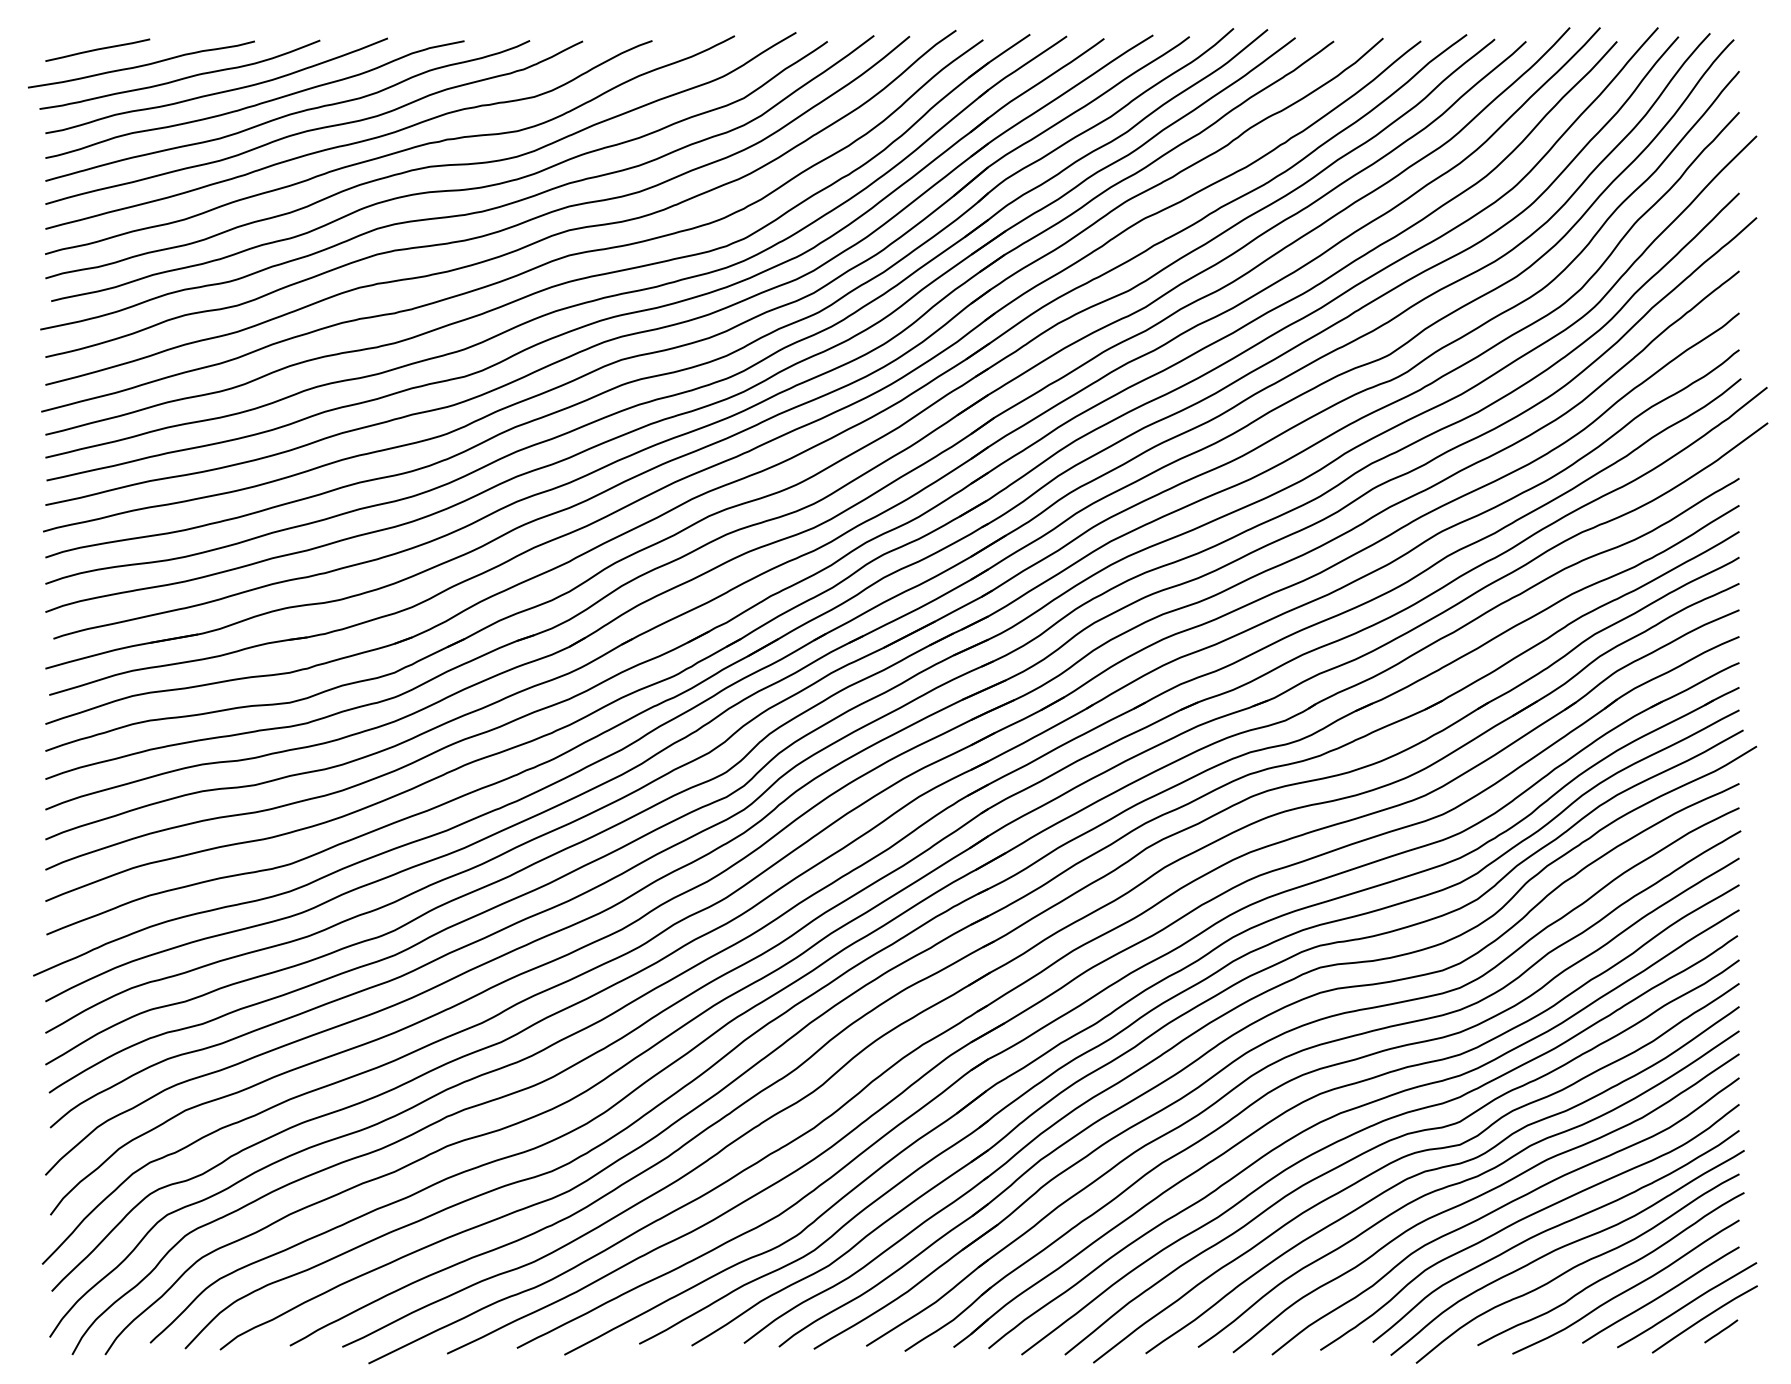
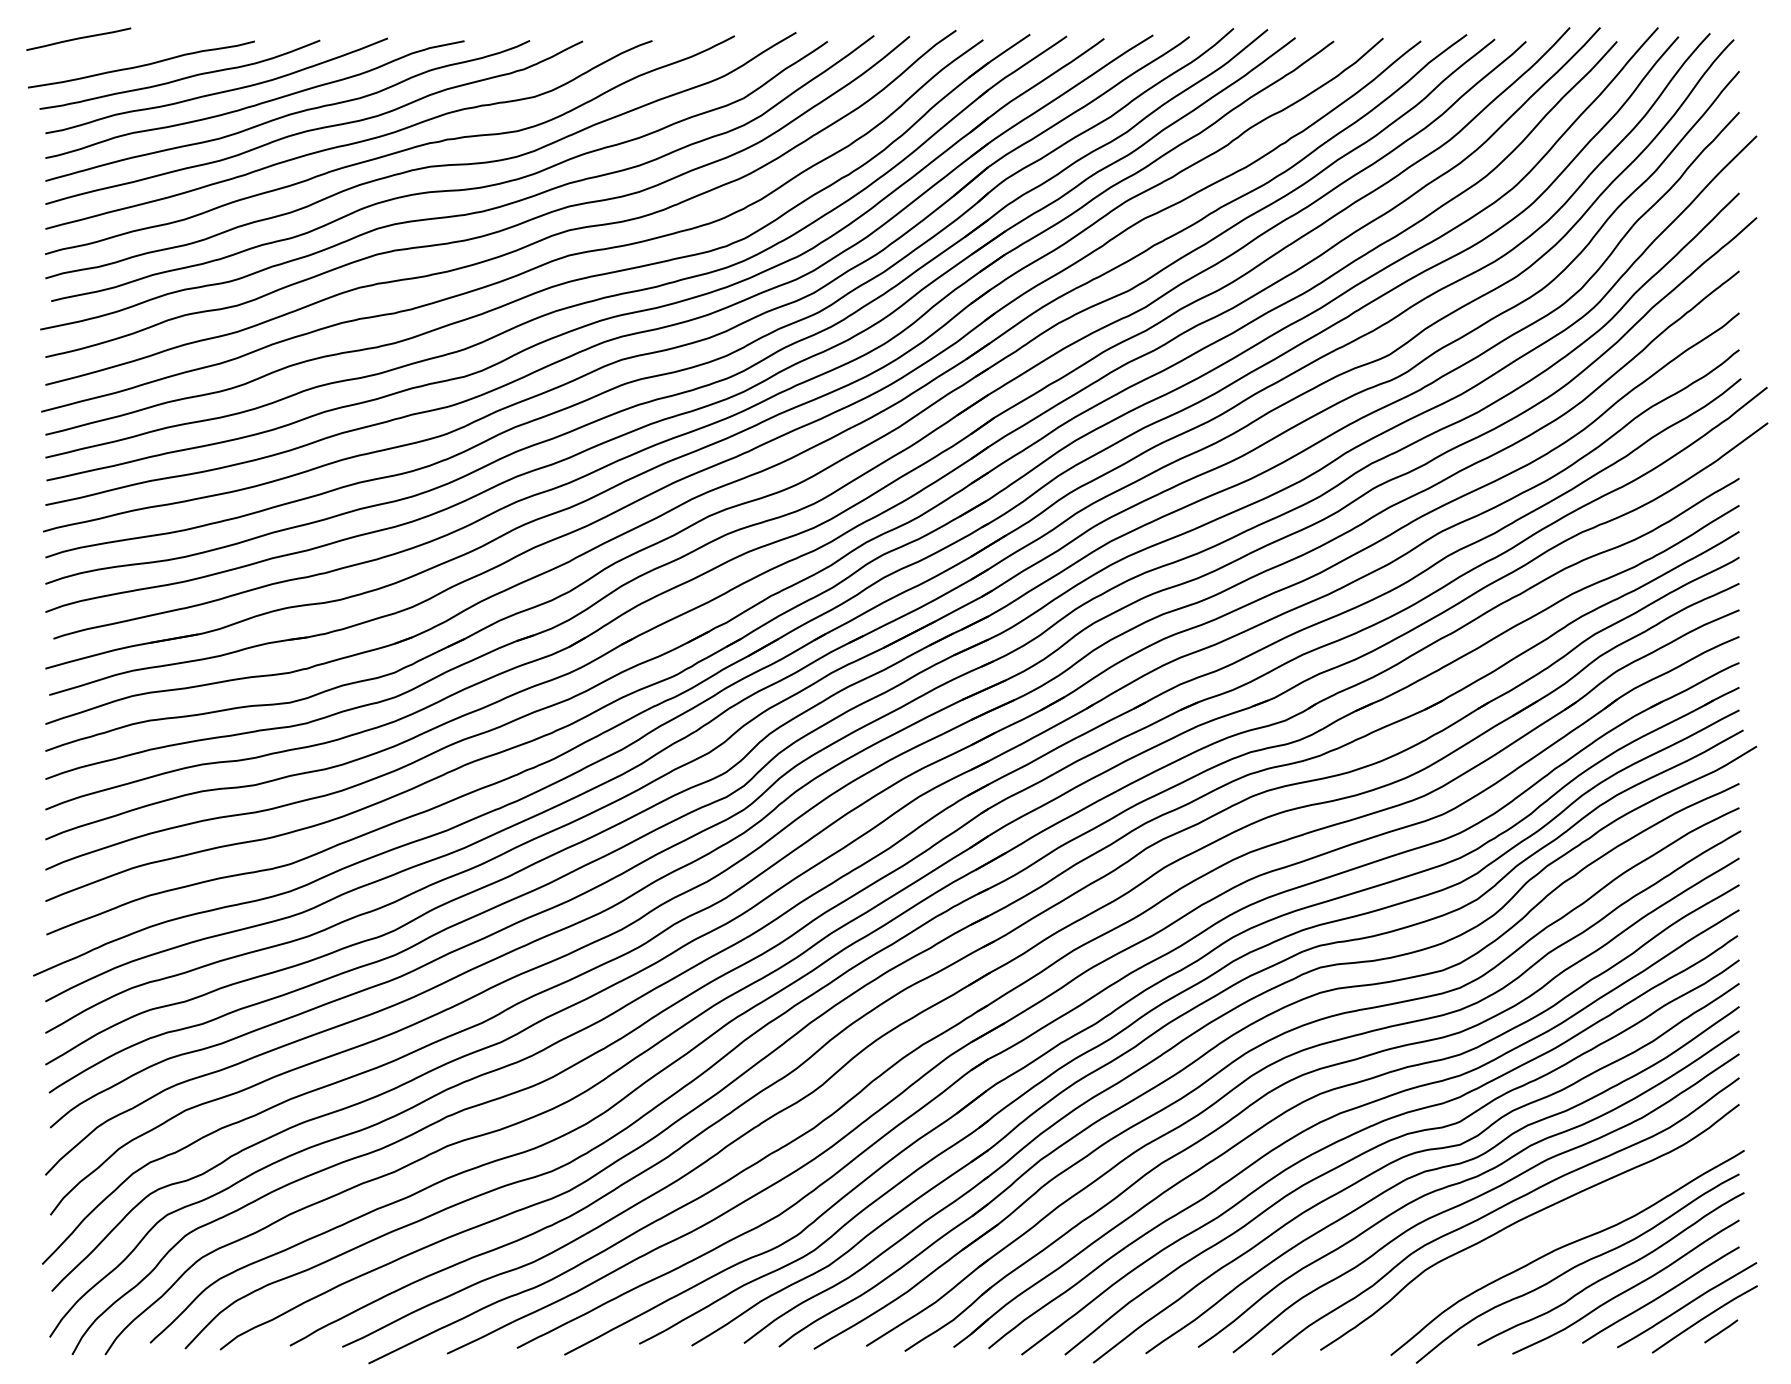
line position: (97, 49) -> (78, 38) (78, 38)
curve: present -> none (1552, 1229)
